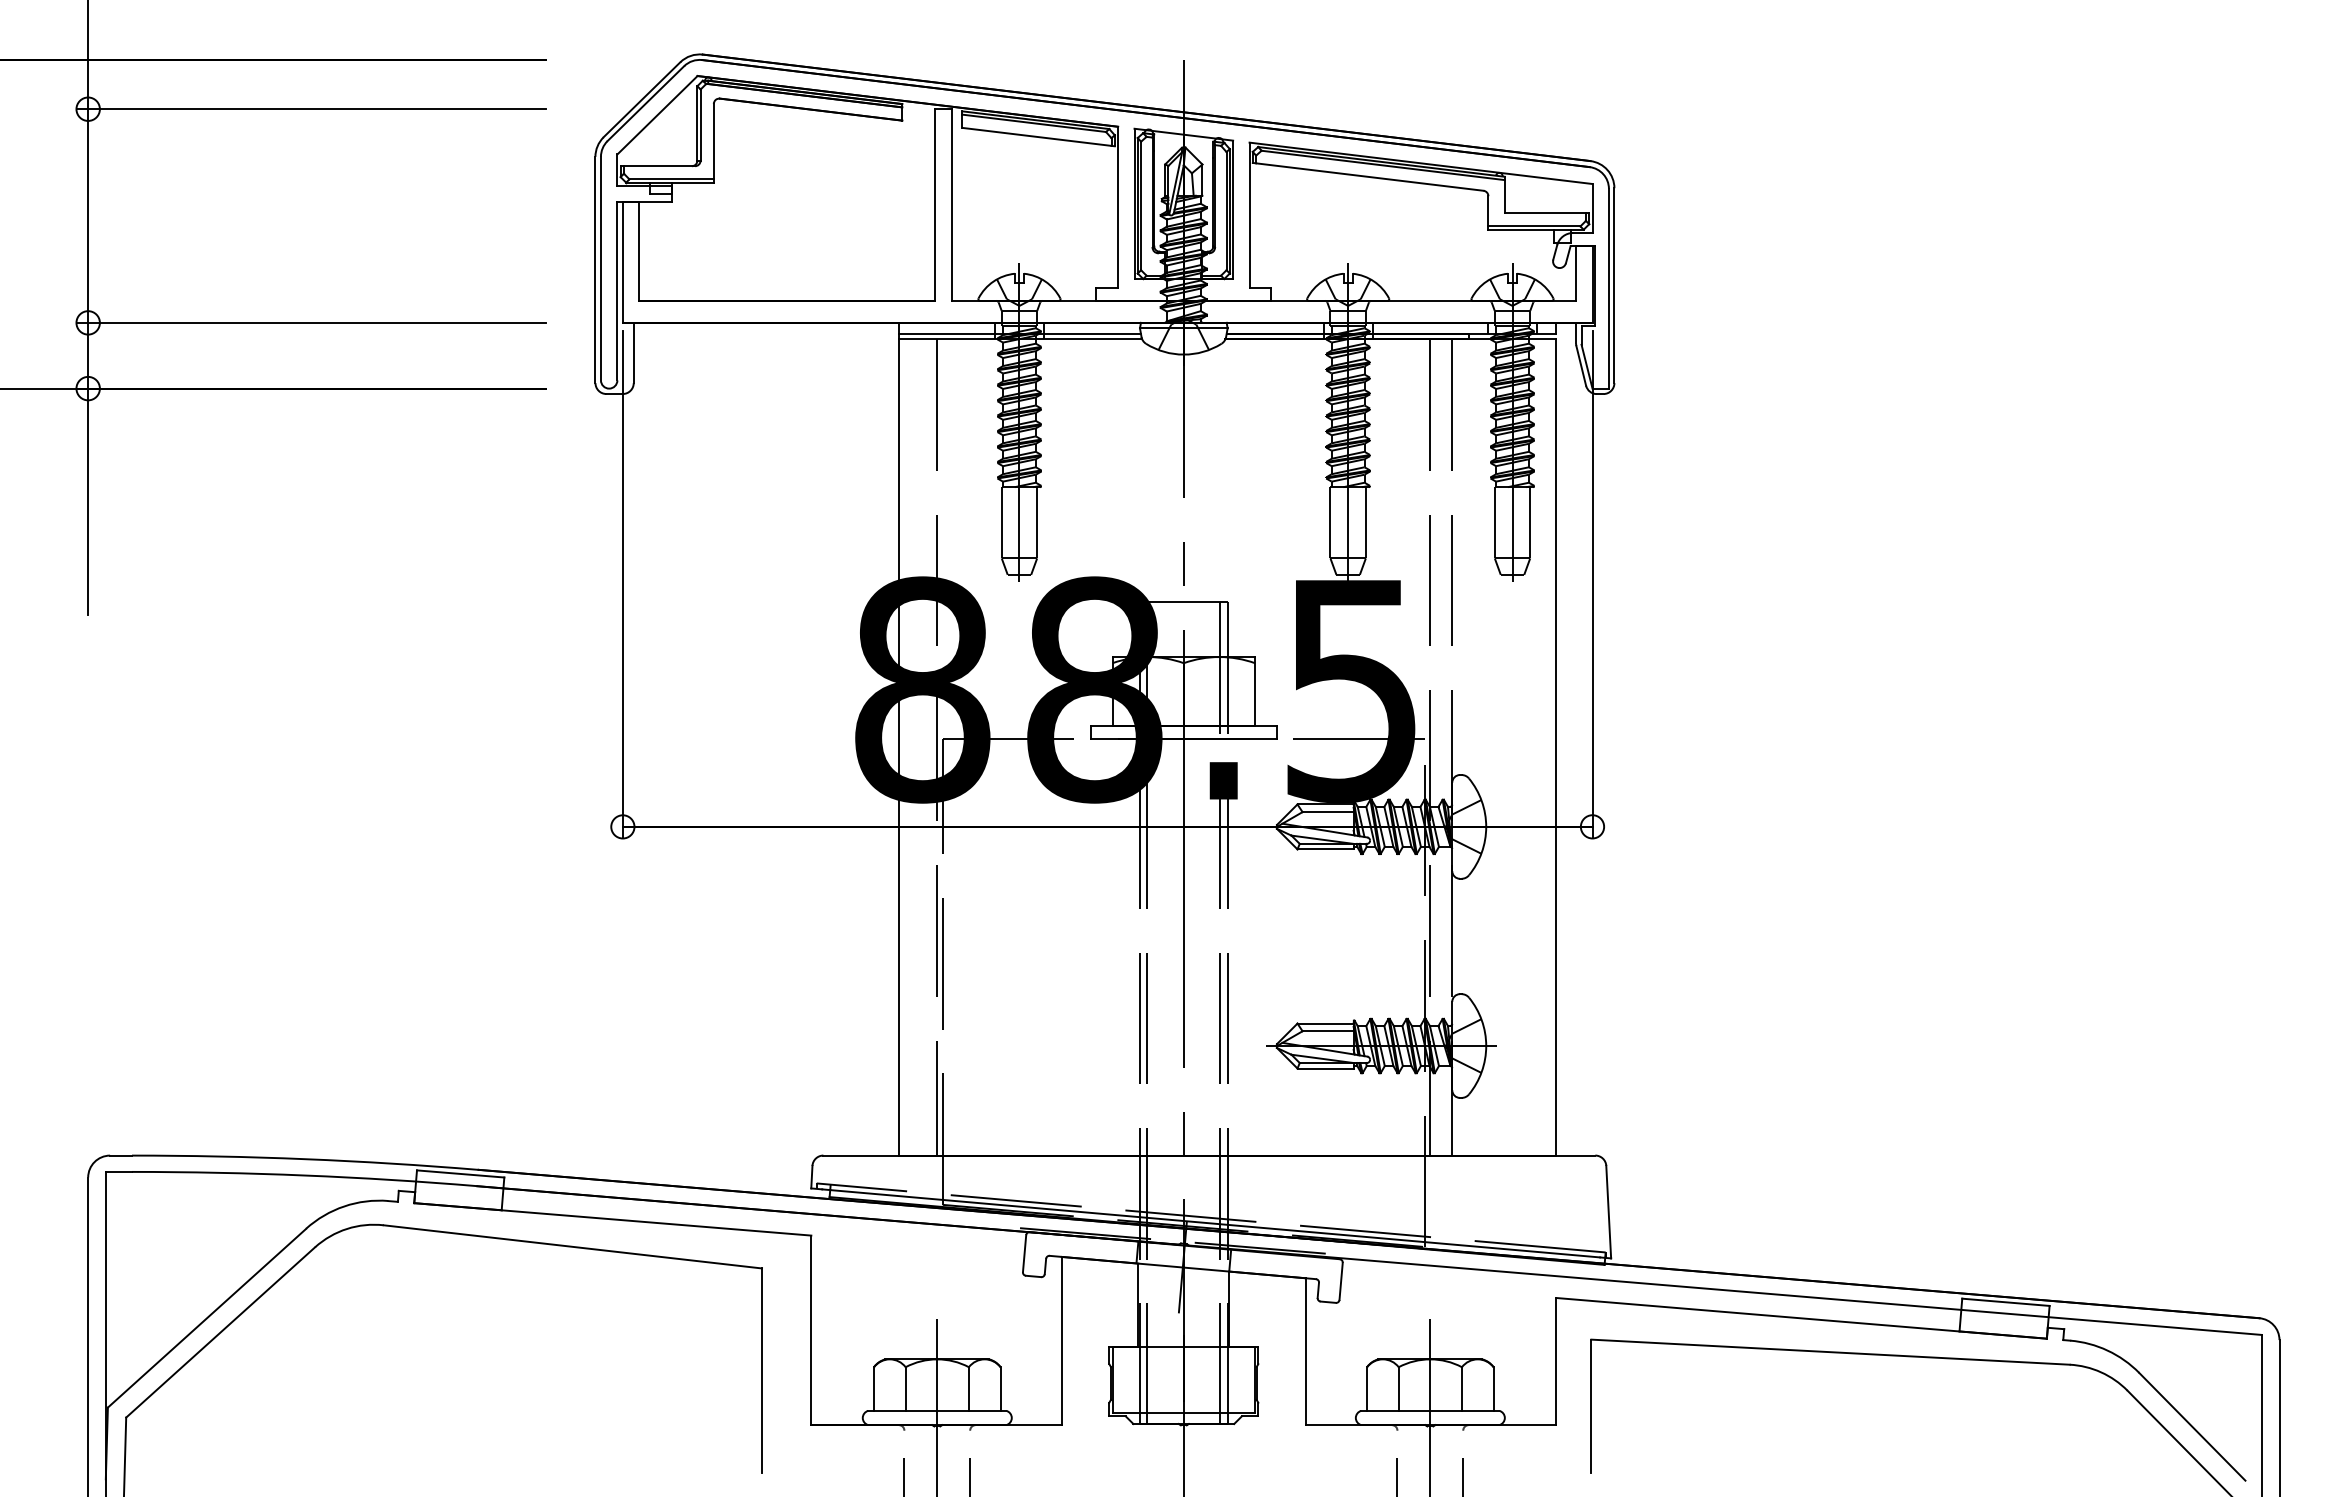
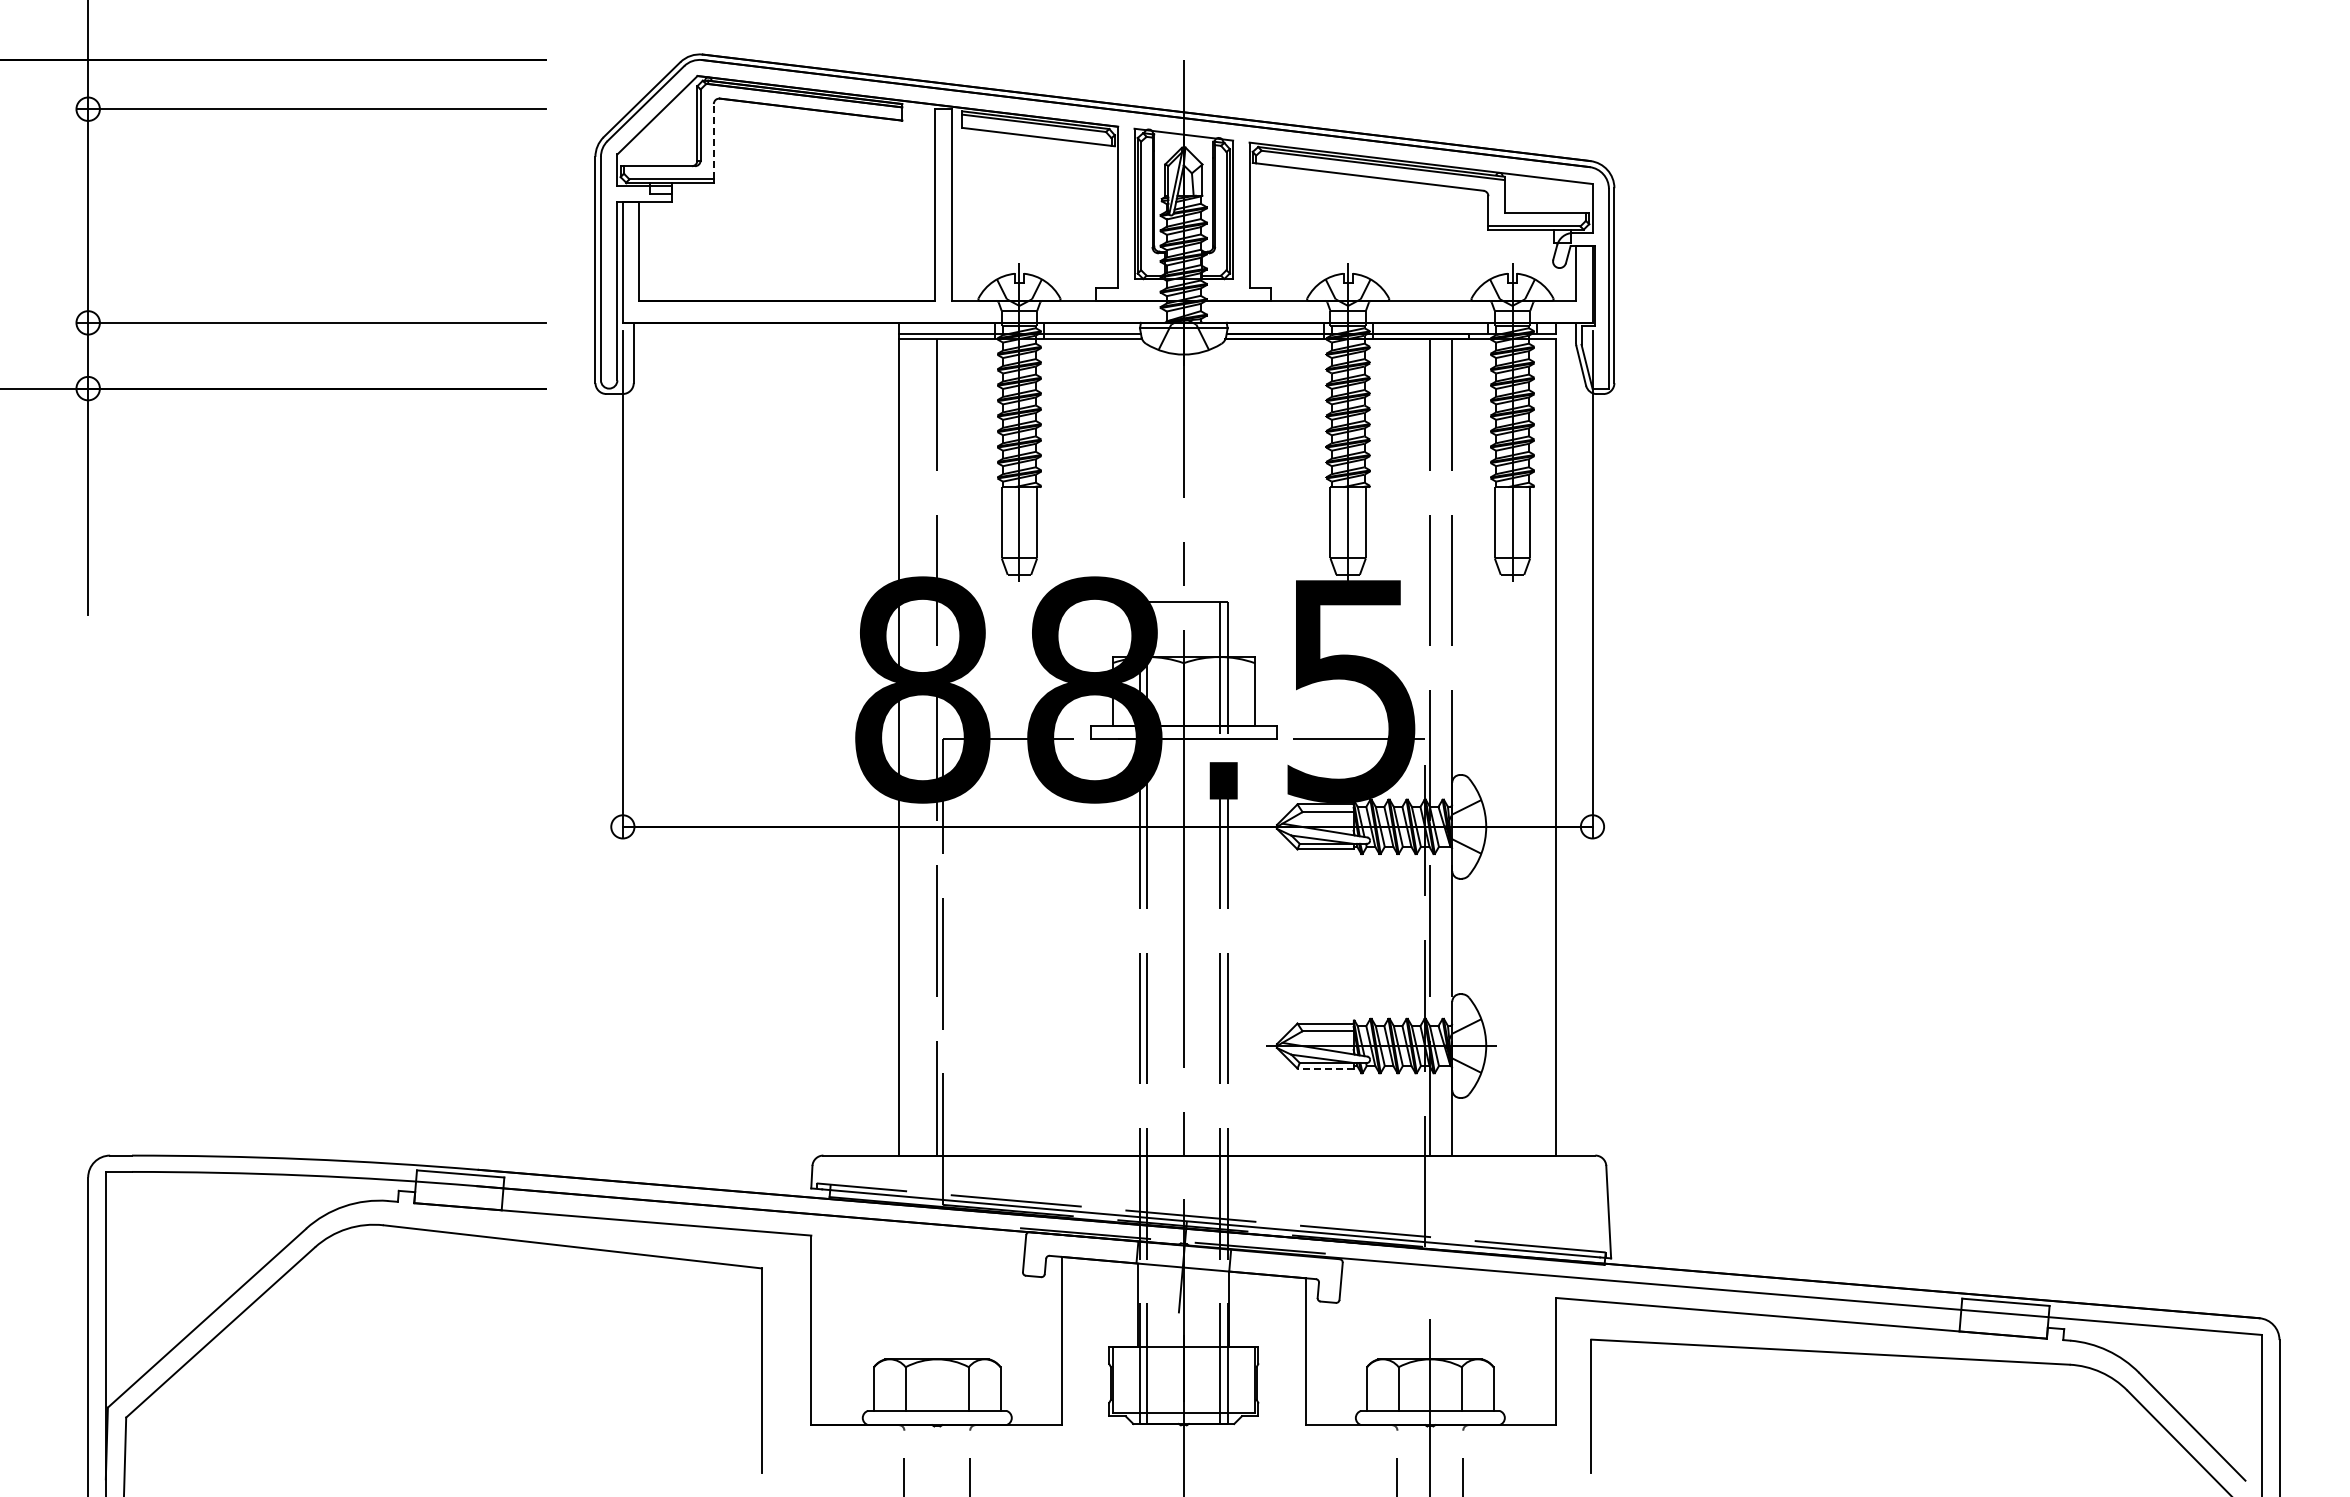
line: solid -> dashed (713, 141)
line: solid -> dashed (1325, 1068)
line: present -> none (937, 1406)
